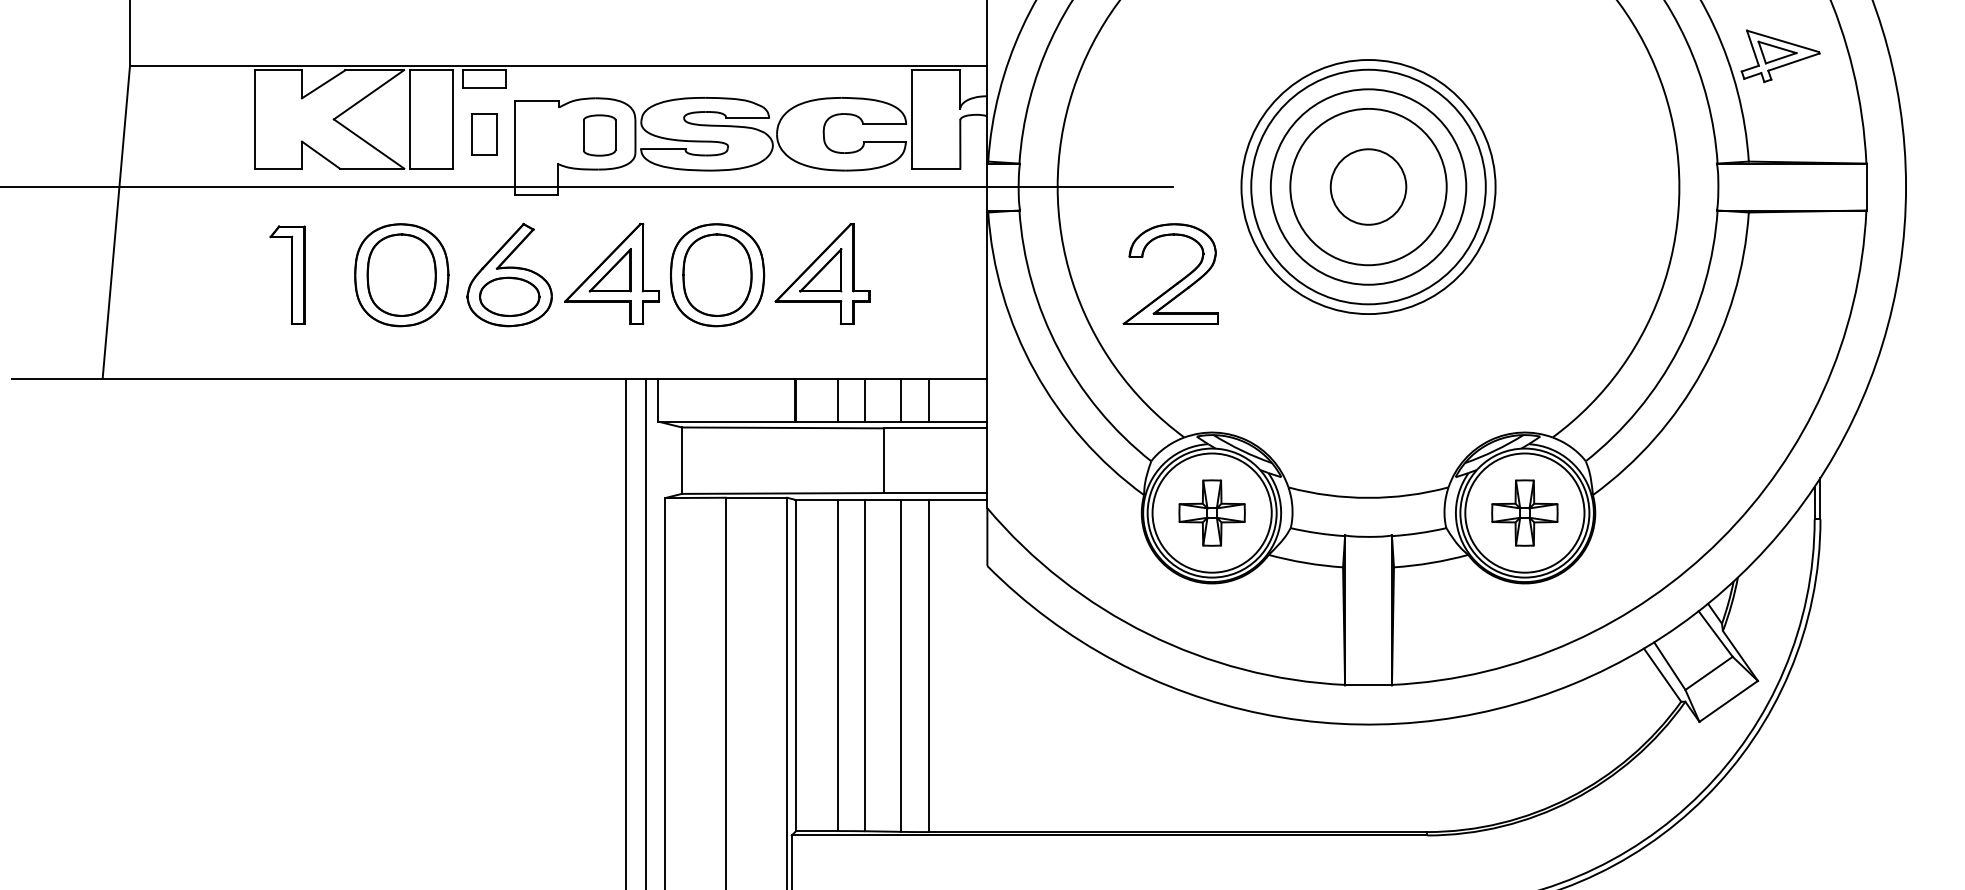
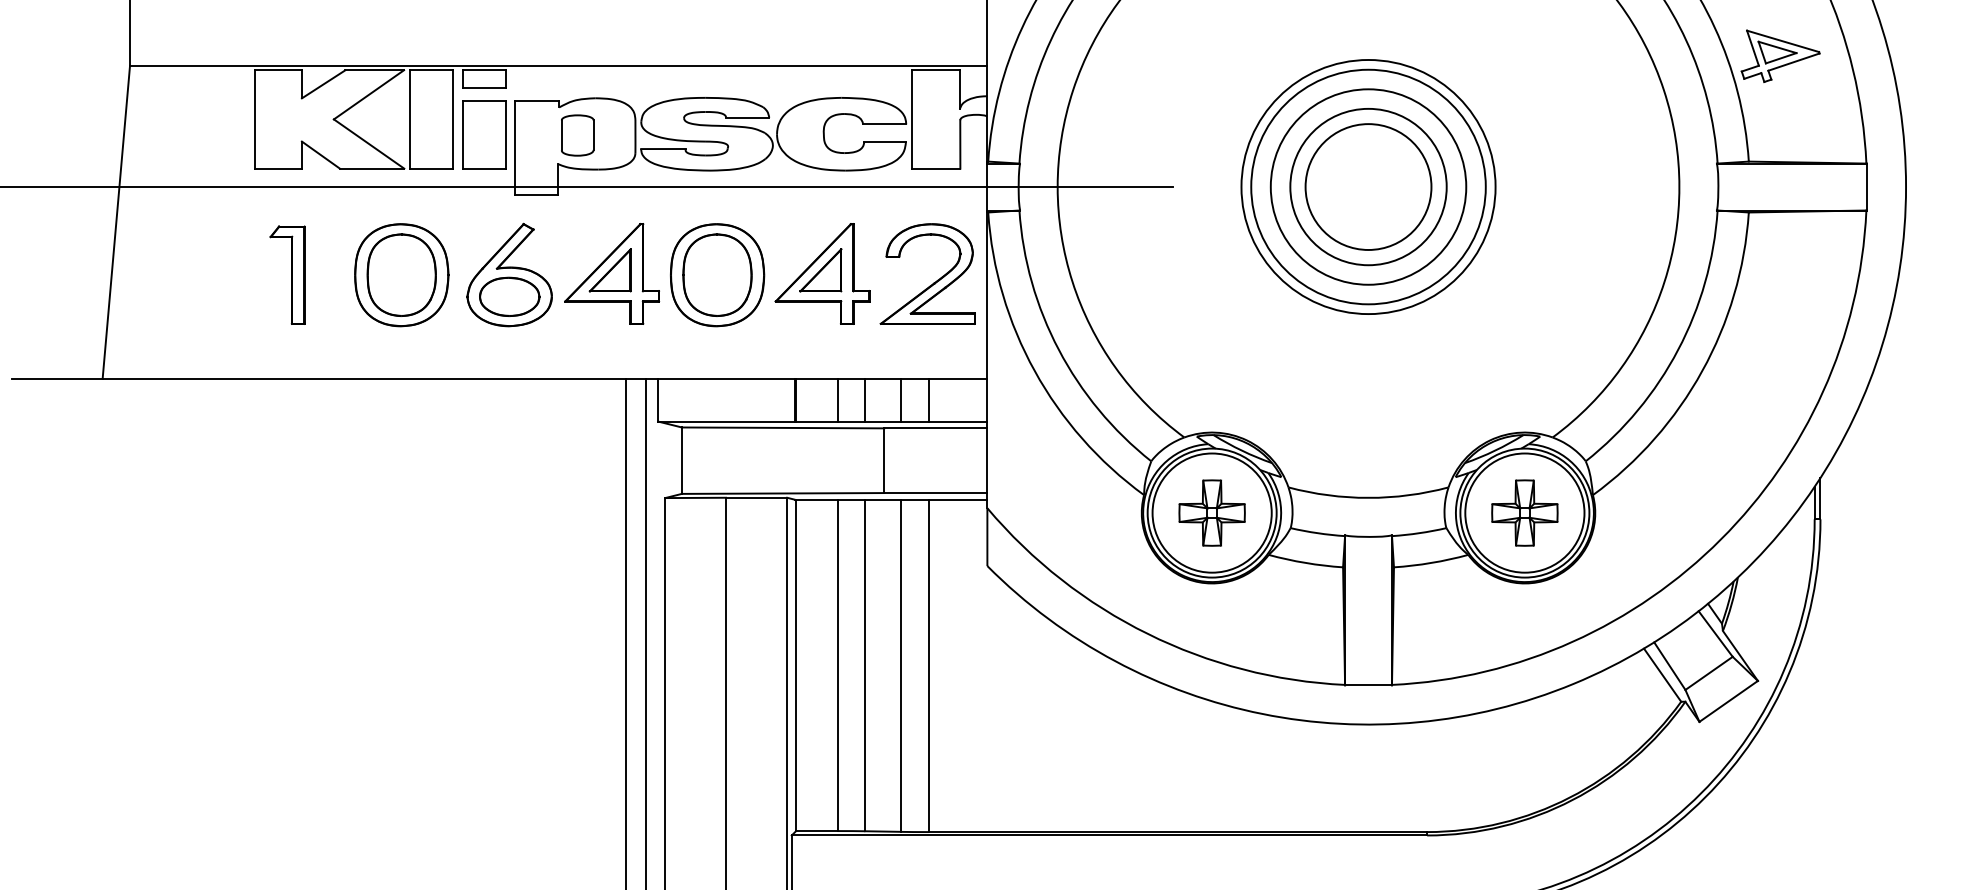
part size: 27x43 px -> 45x70 px (484, 134)
part position: (599, 135) -> (577, 135) (577, 135)
circle diameter: 76 px -> 126 px (1368, 186)
part position: (1176, 282) -> (933, 282) (933, 282)
